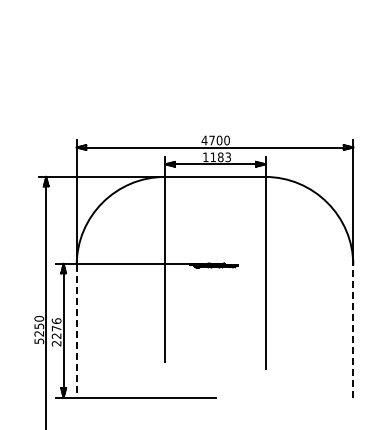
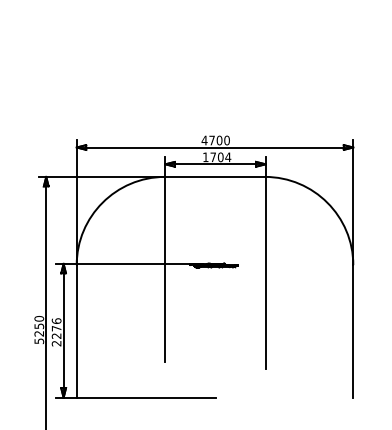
text: 1183 -> 1704 (220, 157)
line: dashed -> solid (353, 330)
line: dashed -> solid (76, 331)
